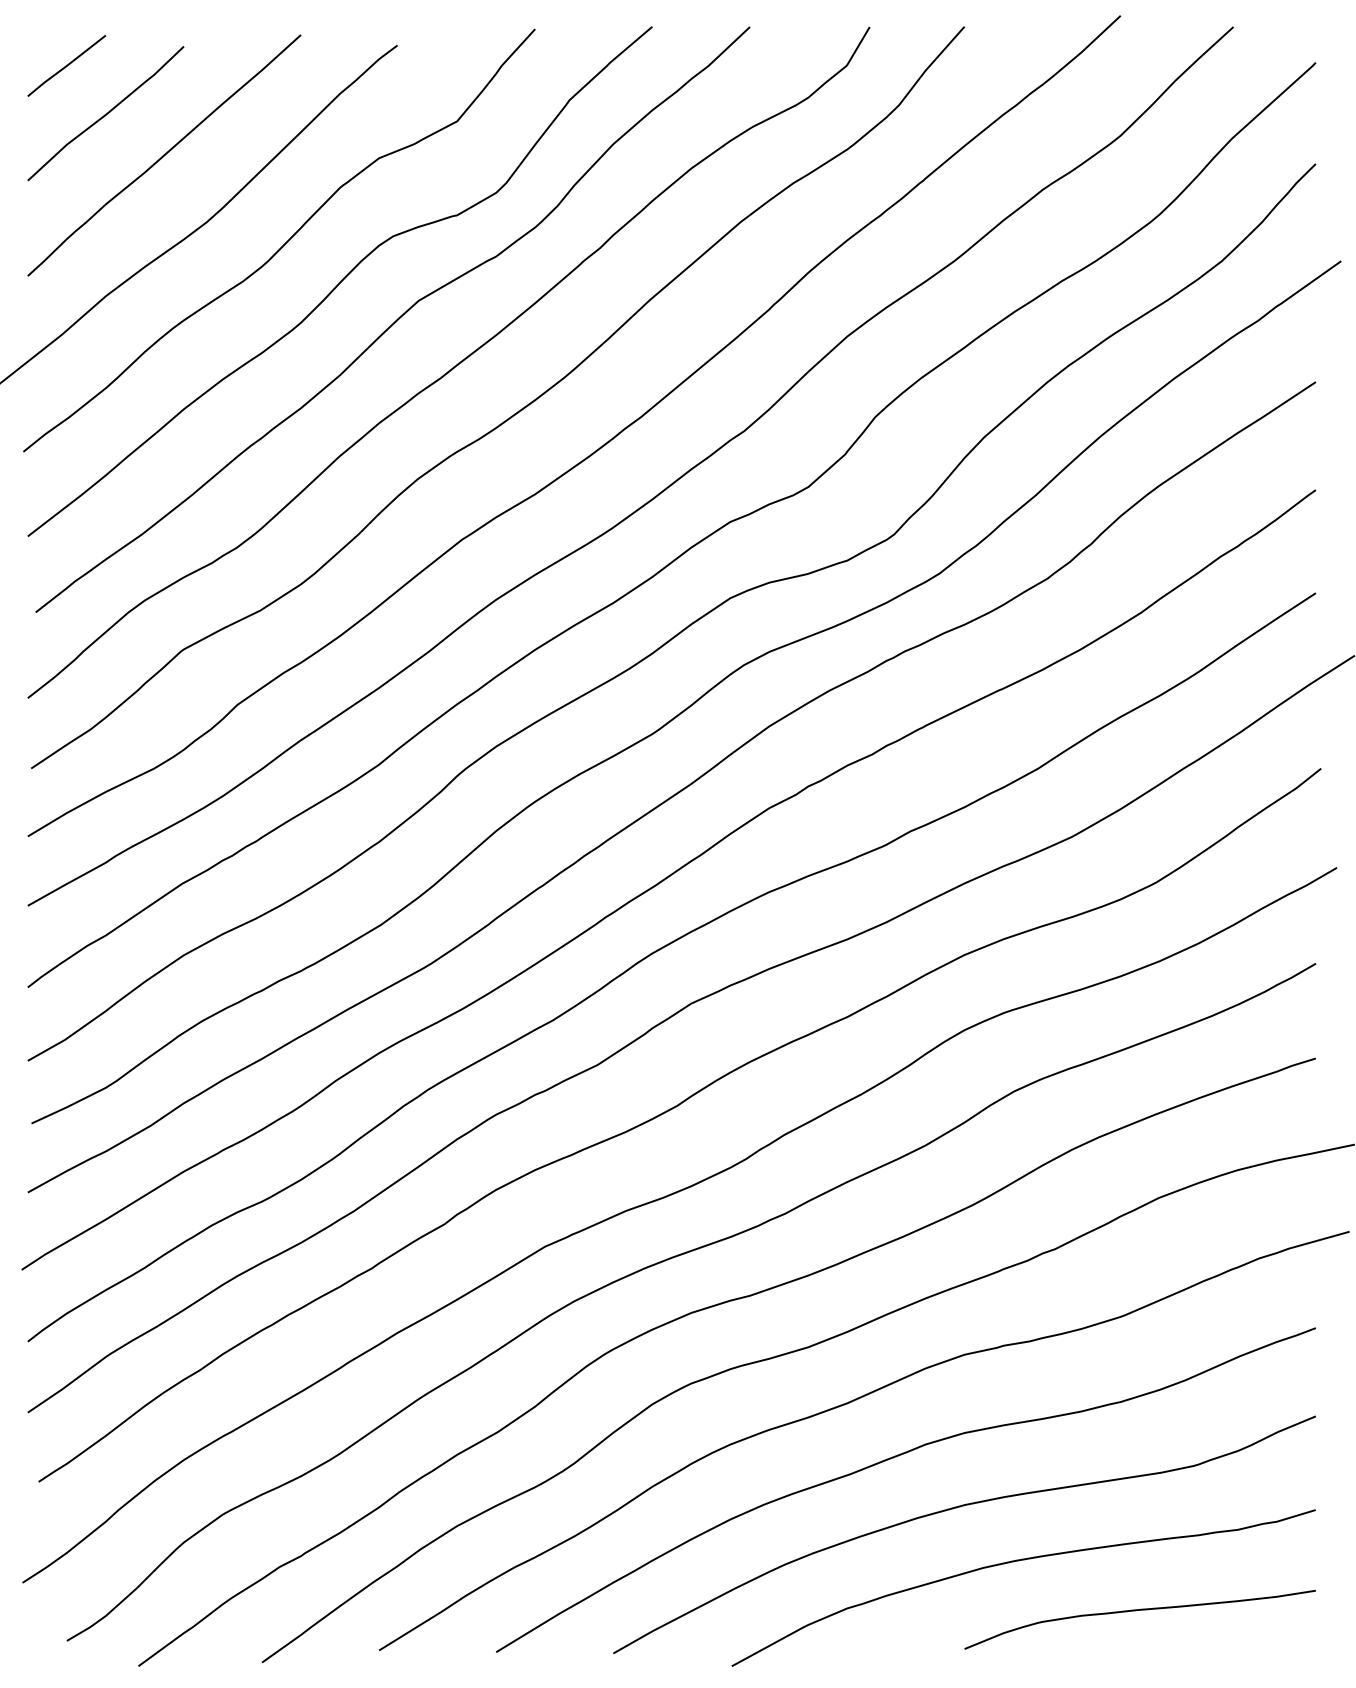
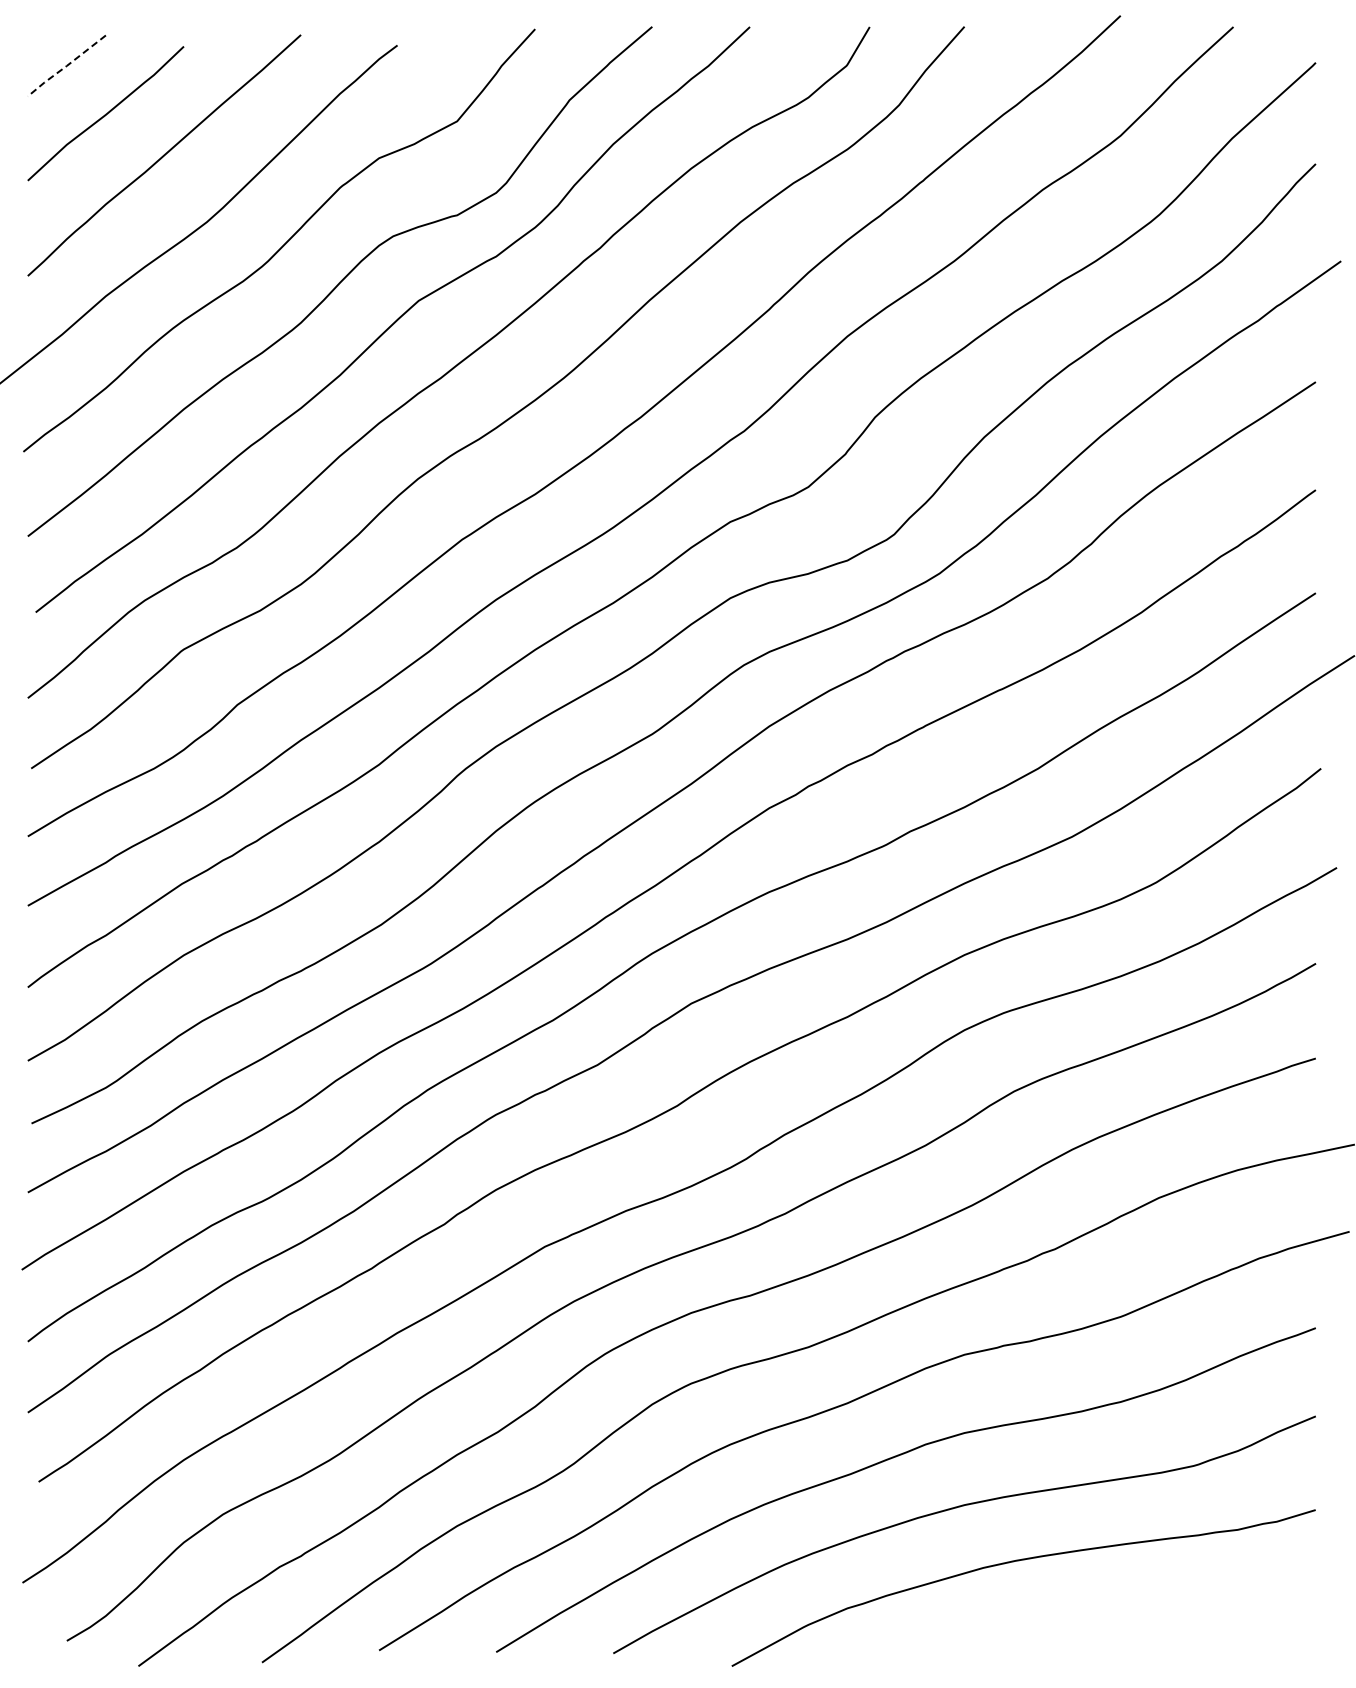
line: solid -> dashed (66, 66)
curve: present -> none (1136, 1611)
